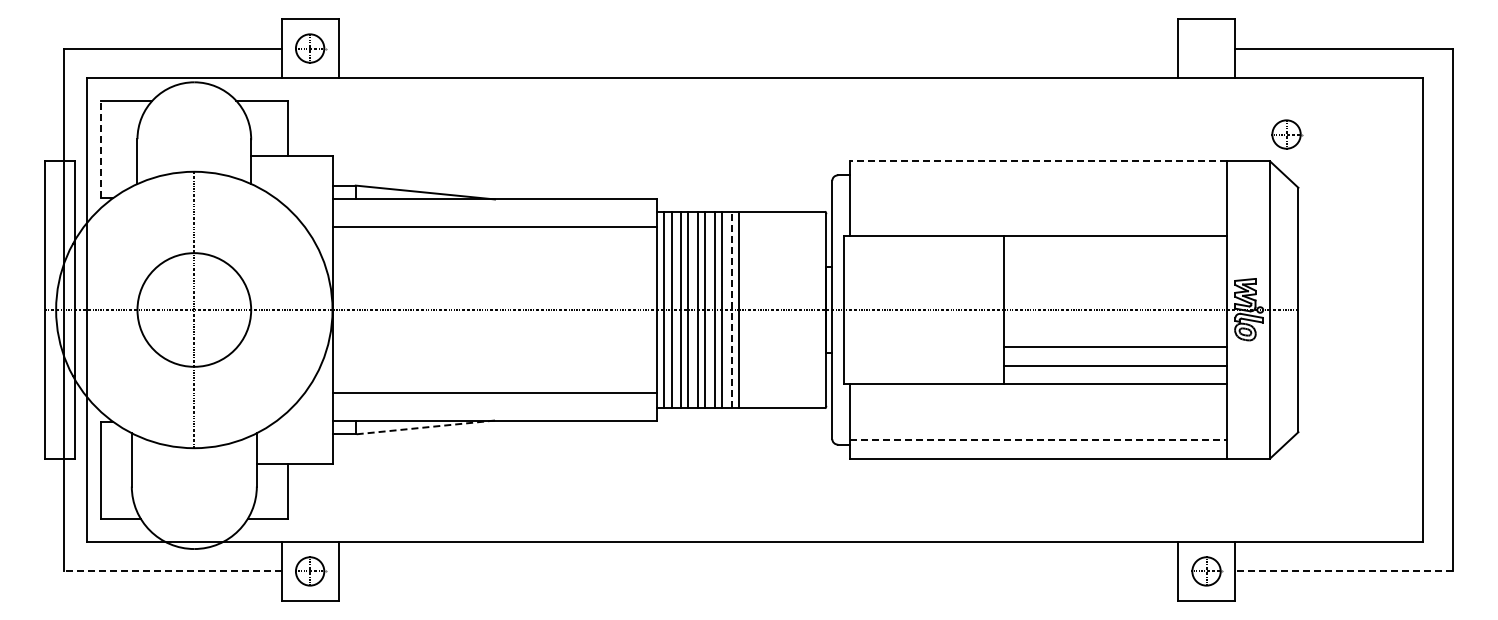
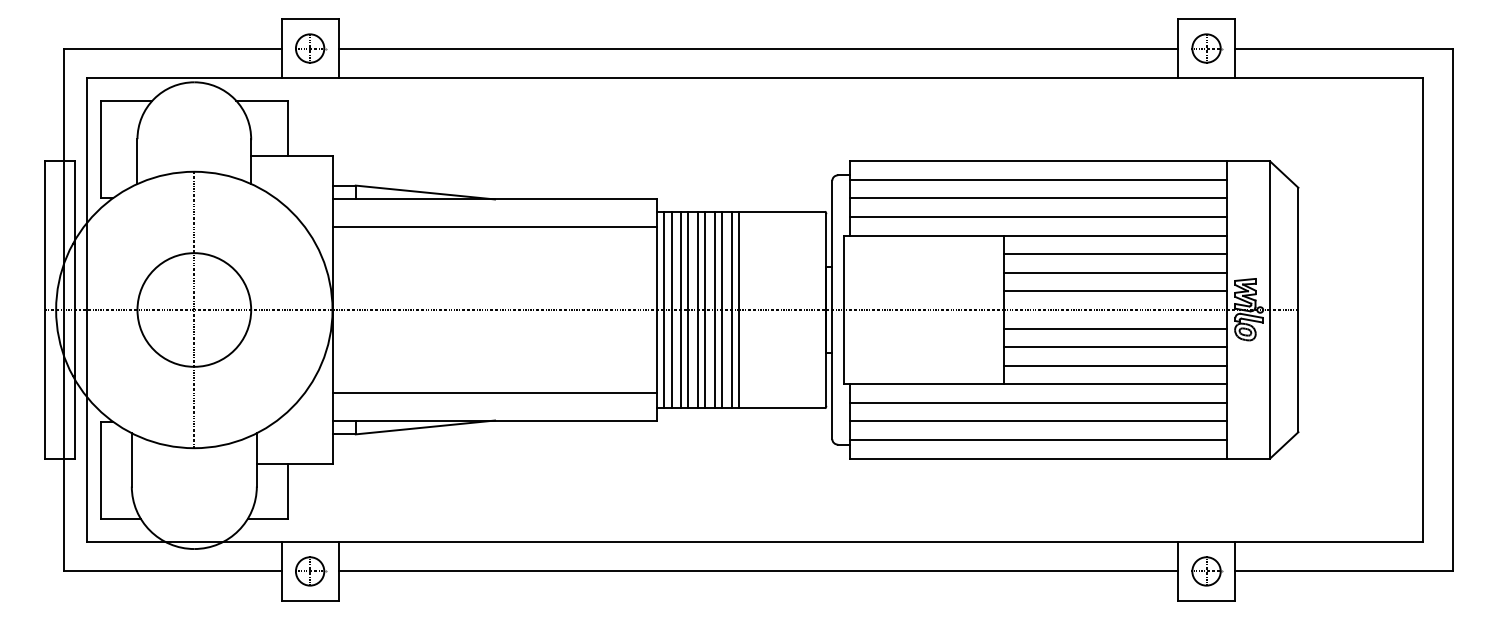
line: none -> present (758, 48)
part position: (1287, 134) -> (1207, 48) (1207, 48)
line: dashed -> solid (100, 149)
line: dashed -> solid (1038, 161)
line: none -> present (1038, 179)
line: none -> present (1038, 198)
line: none -> present (1038, 217)
line: none -> present (1115, 254)
line: none -> present (1115, 272)
line: none -> present (1115, 291)
line: dashed -> solid (731, 309)
line: none -> present (1115, 328)
line: none -> present (1038, 402)
line: none -> present (1038, 421)
line: dashed -> solid (425, 427)
line: dashed -> solid (1038, 440)
line: dashed -> solid (172, 571)
line: none -> present (758, 571)
line: dashed -> solid (1343, 571)
